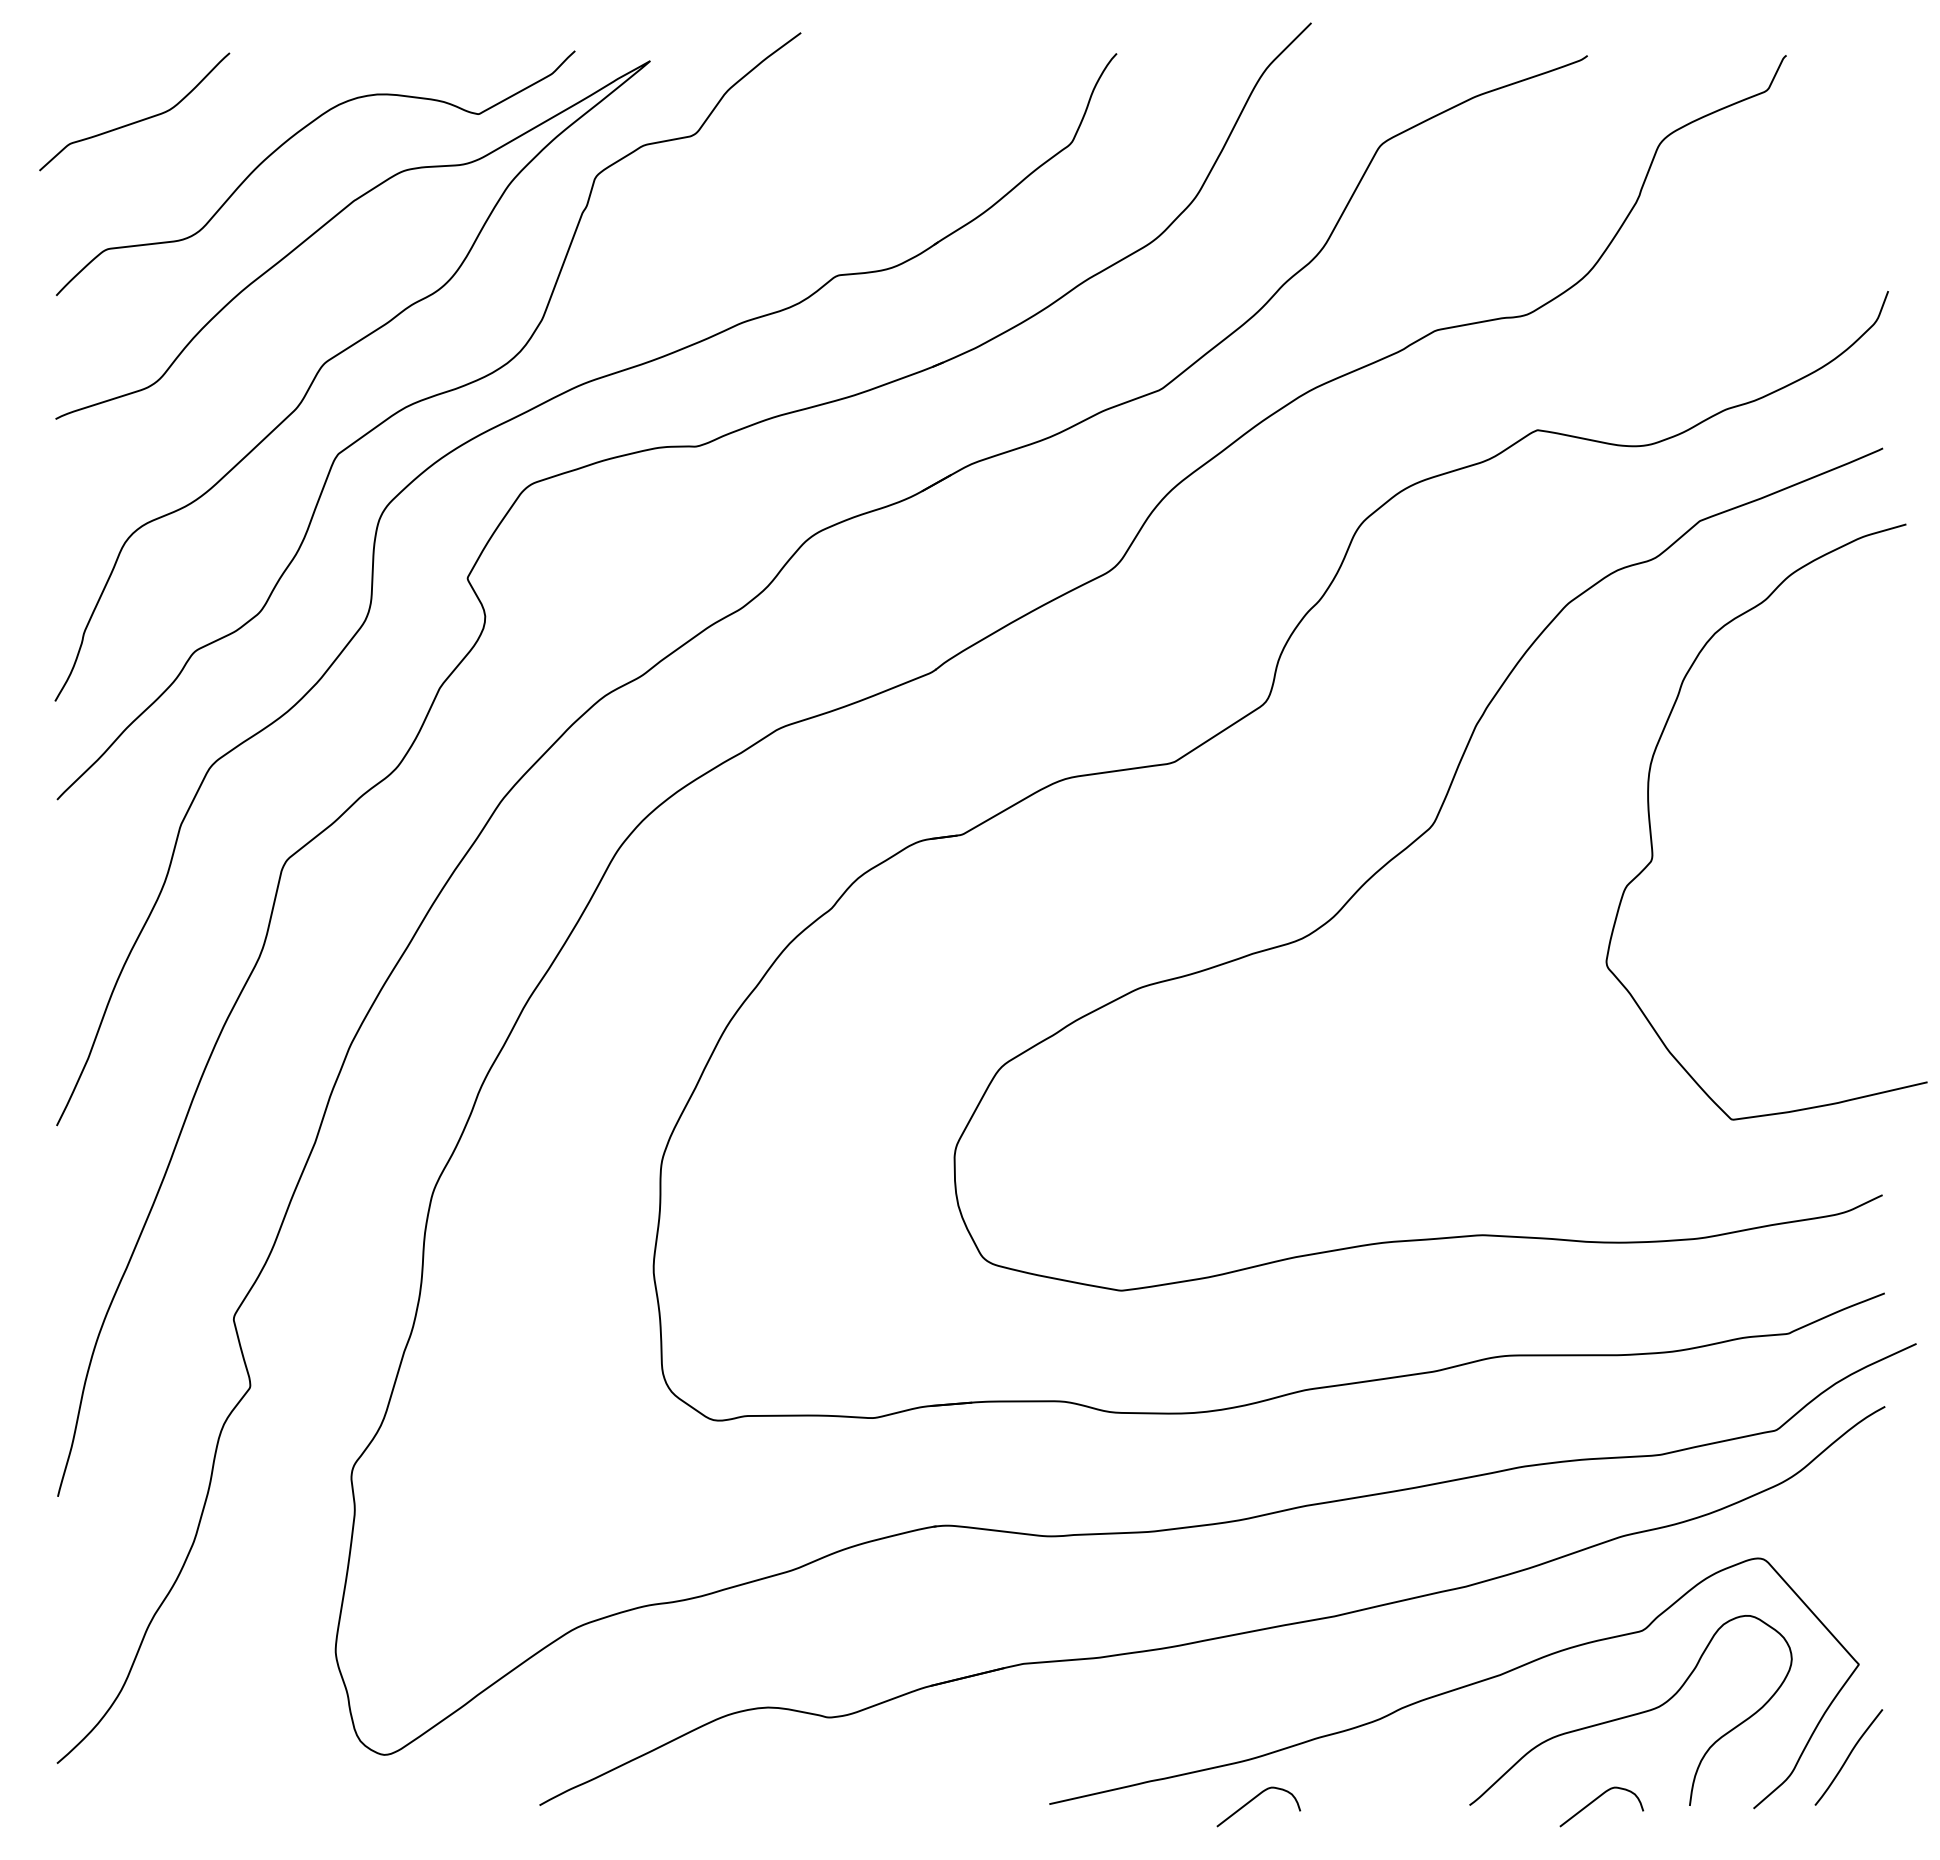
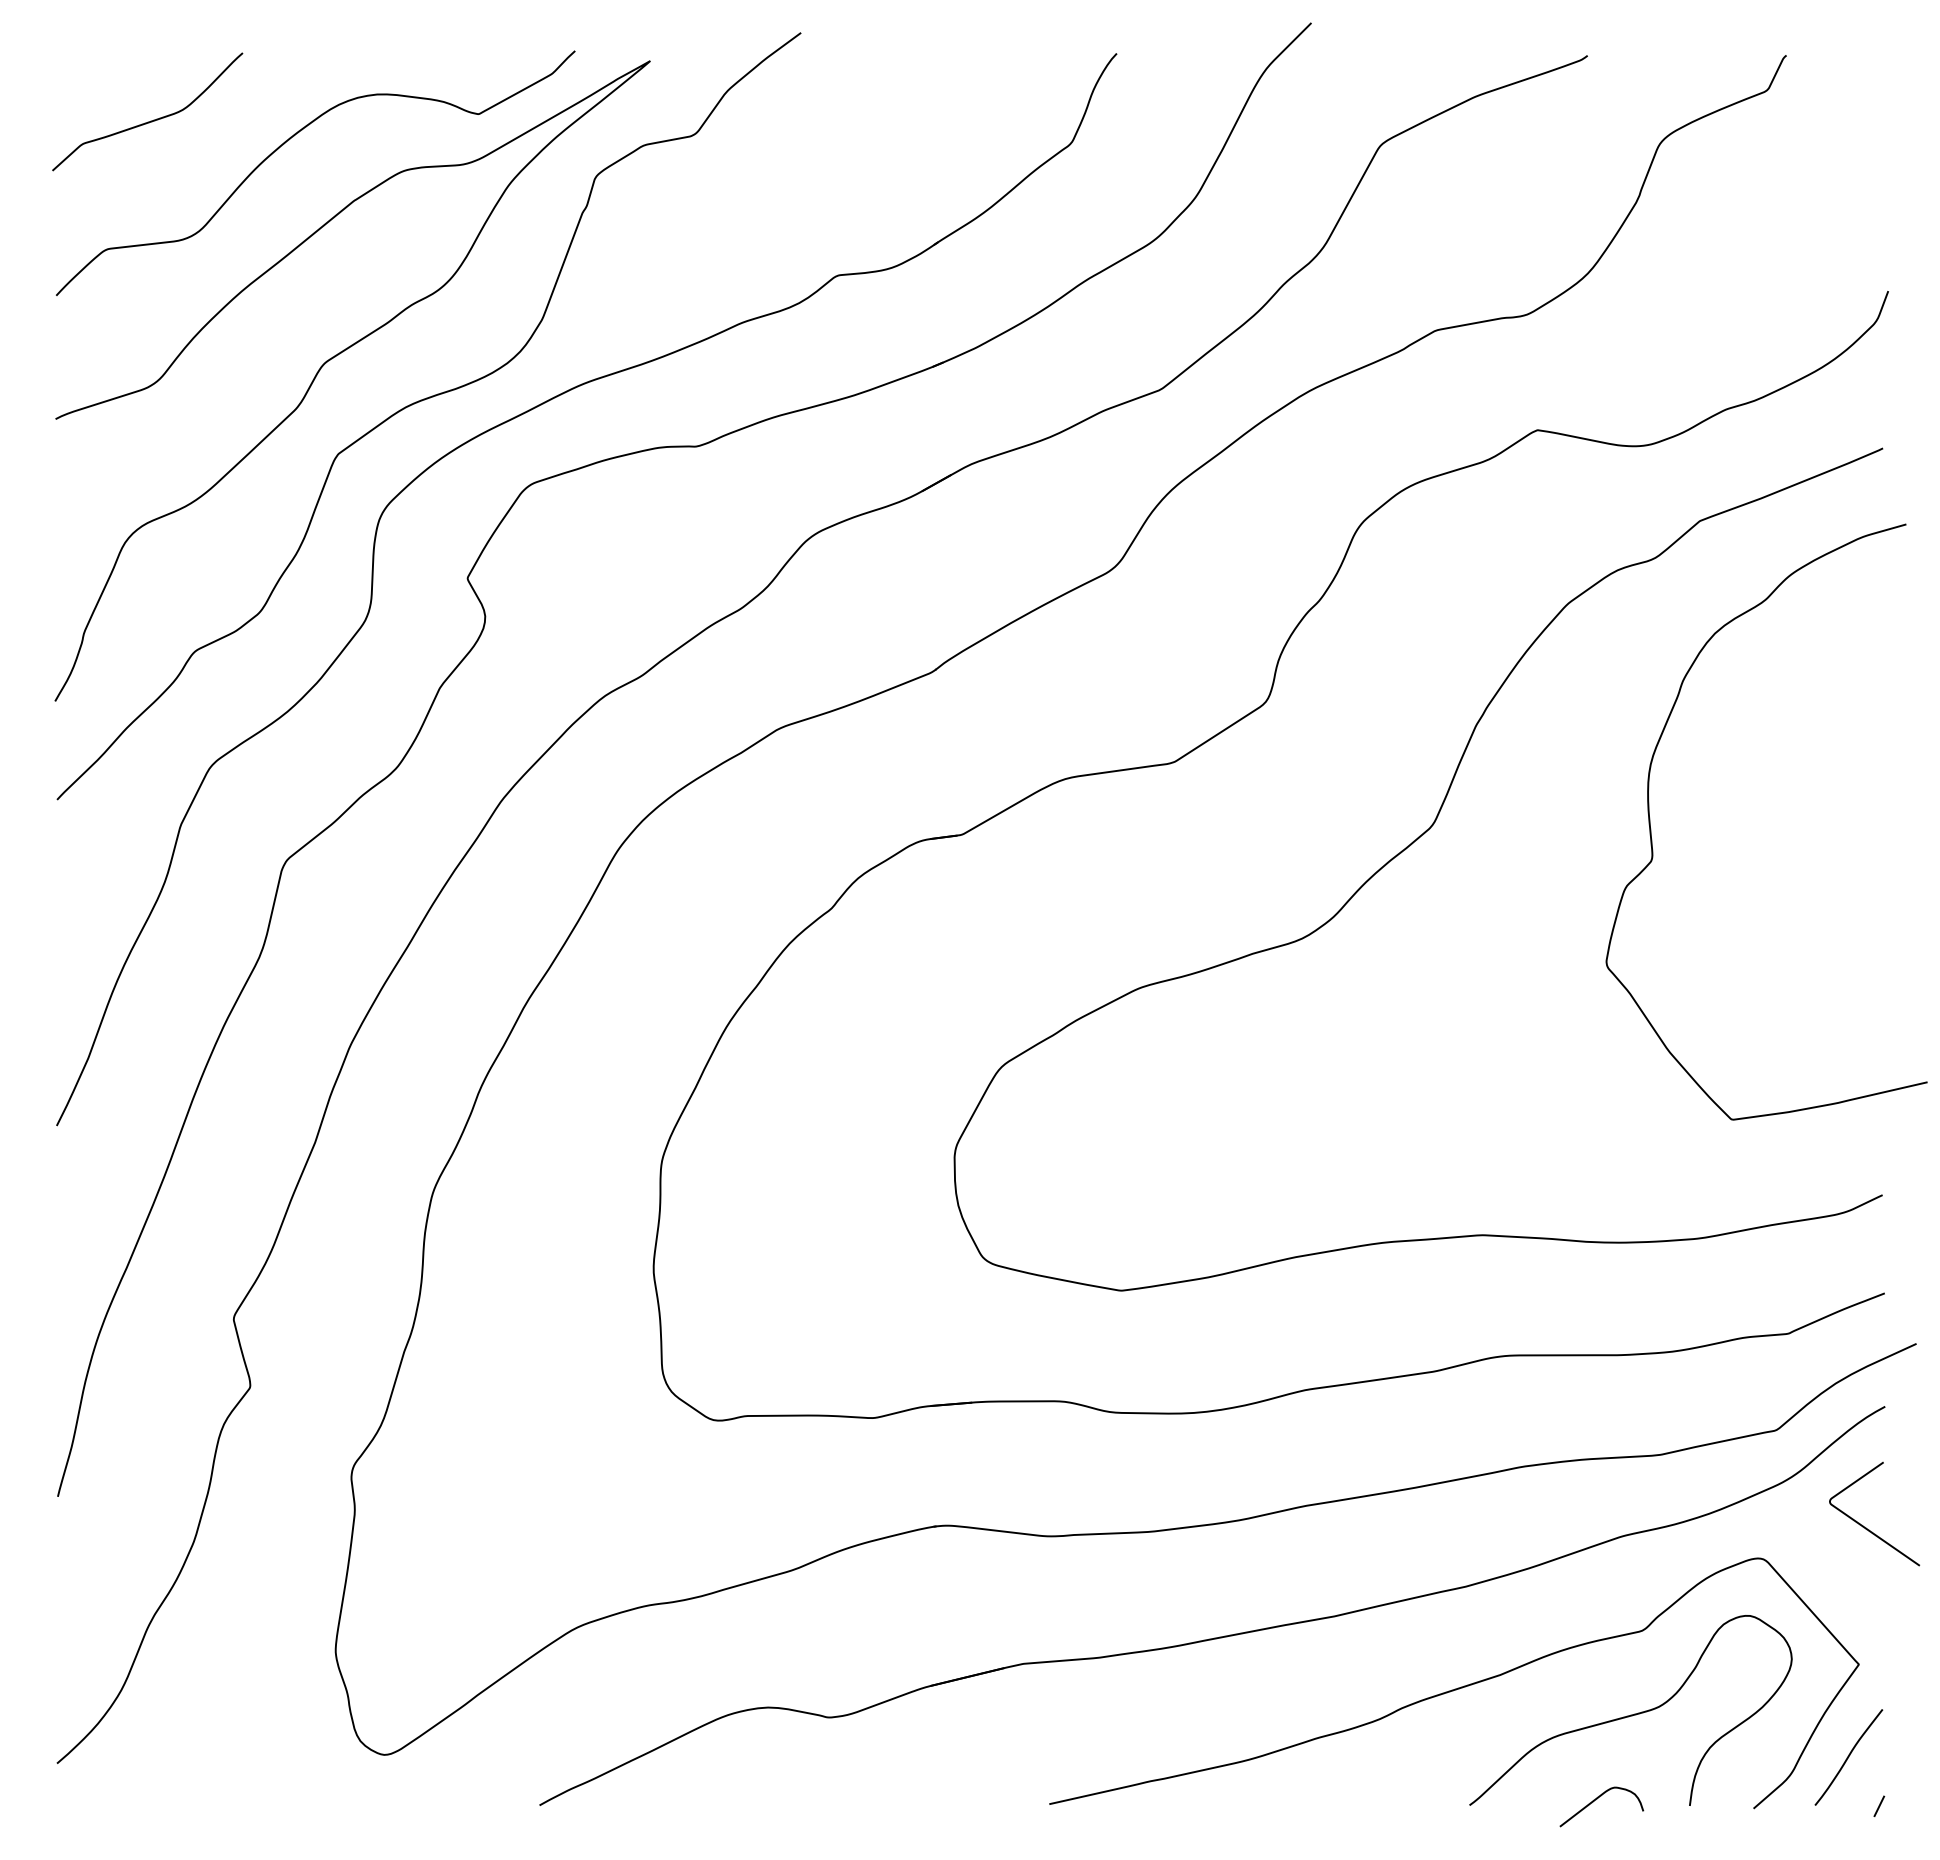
curve position: (137, 120) -> (150, 120) (150, 120)
curve: none -> present (1866, 1527)
curve: present -> none (1254, 1799)
line: none -> present (1879, 1806)
